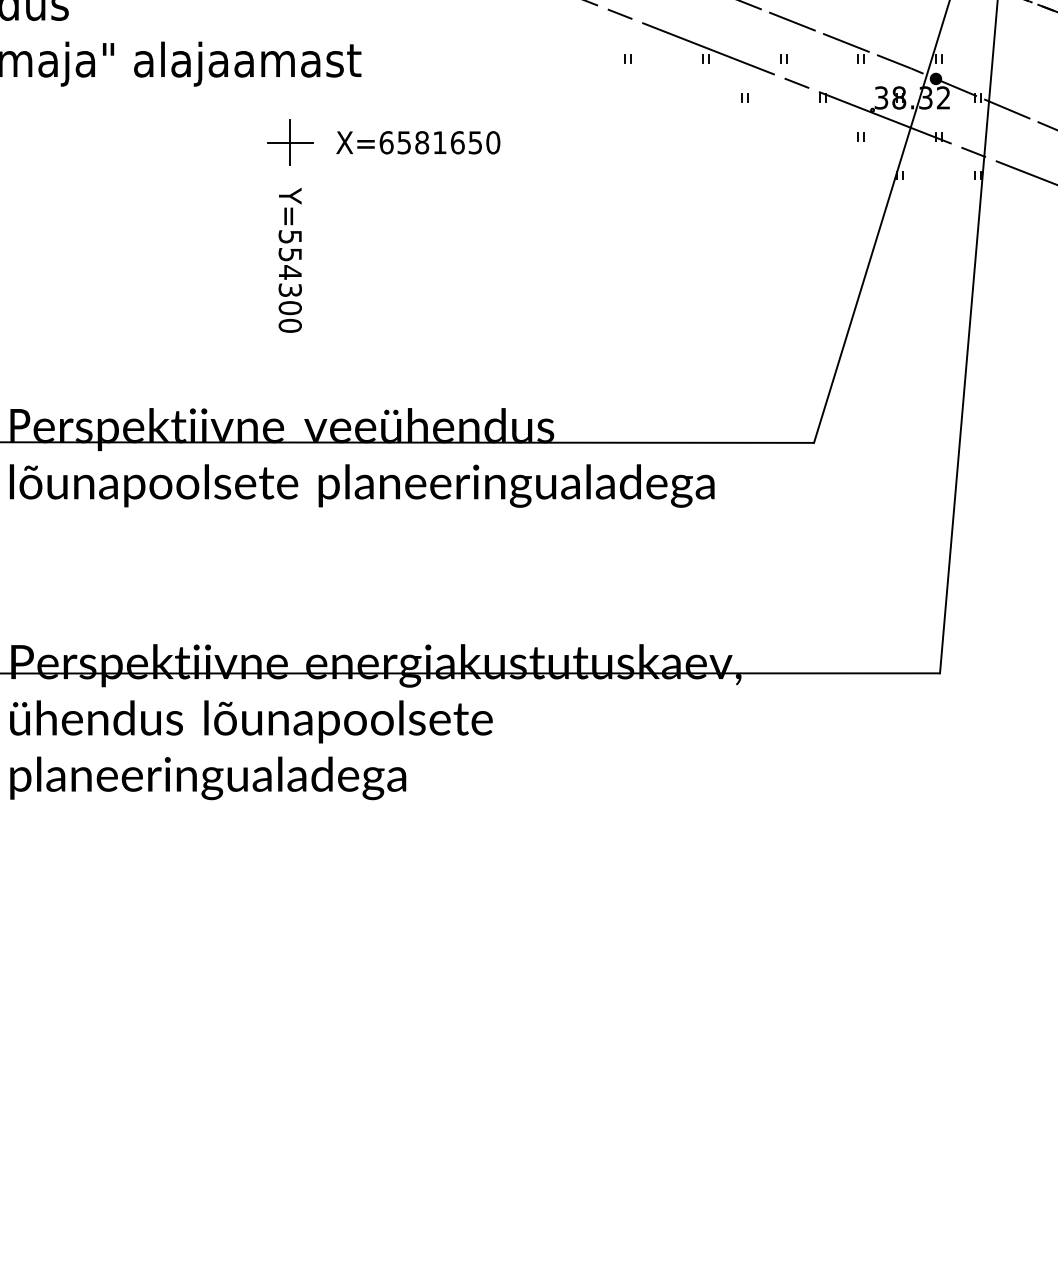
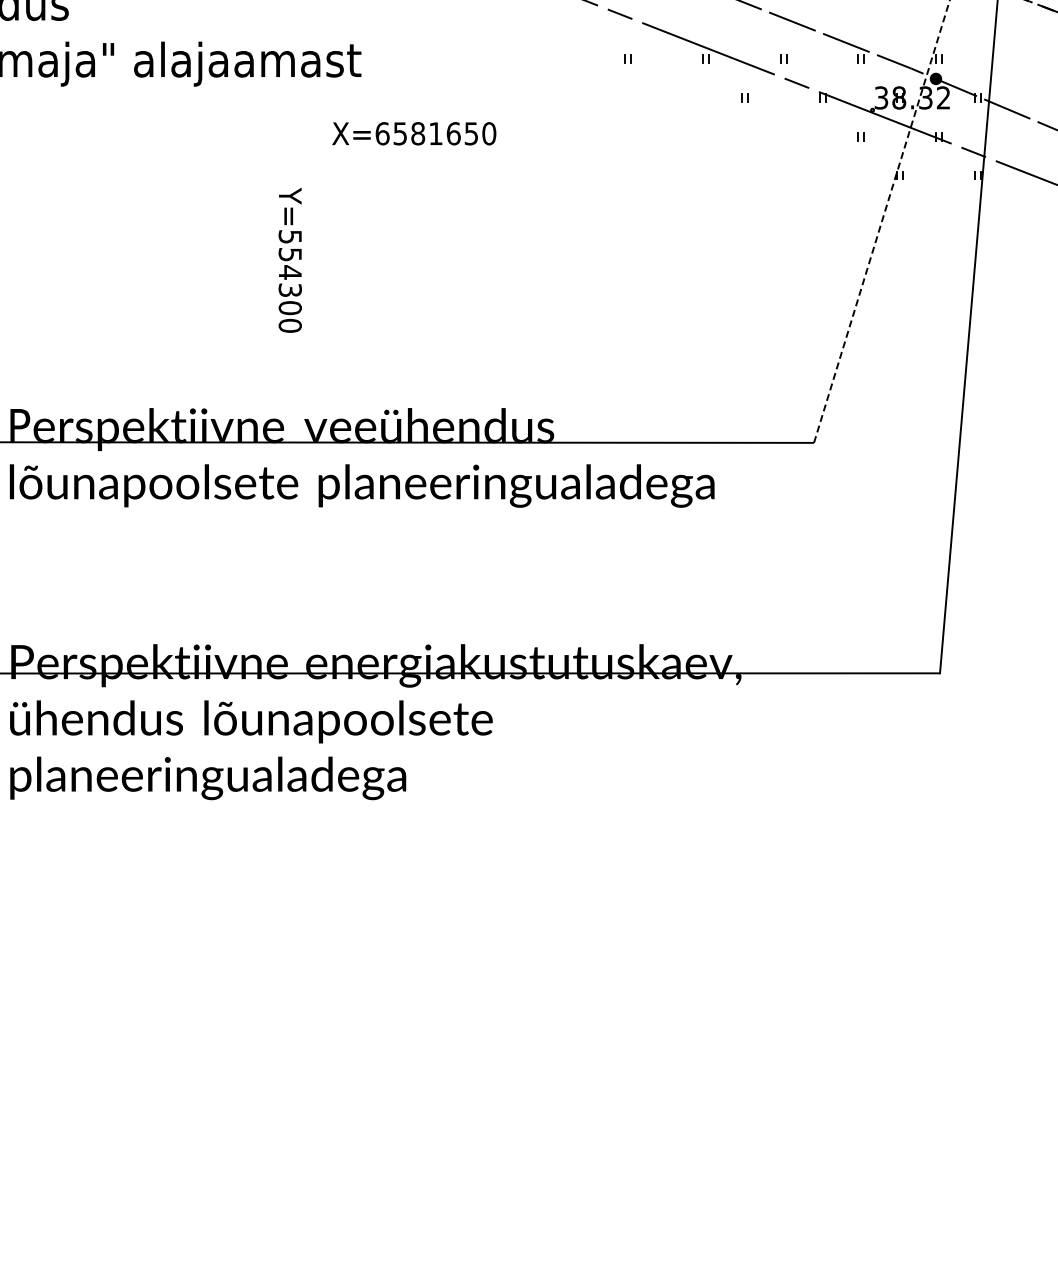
part: present -> none (290, 142)
text position: (418, 142) -> (414, 133) (414, 133)
line: solid -> dashed (882, 221)
